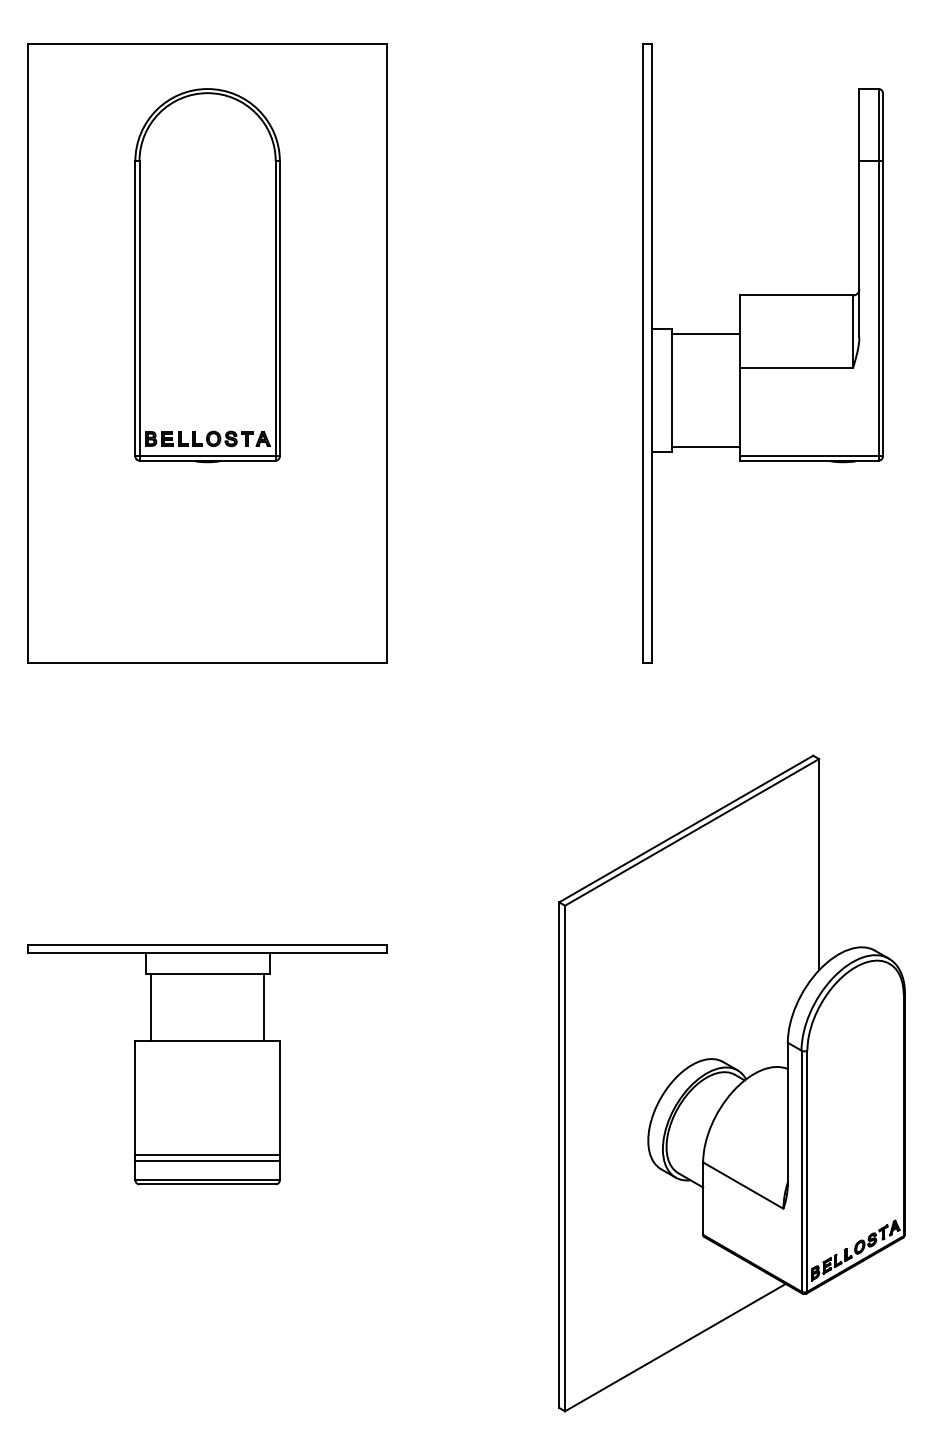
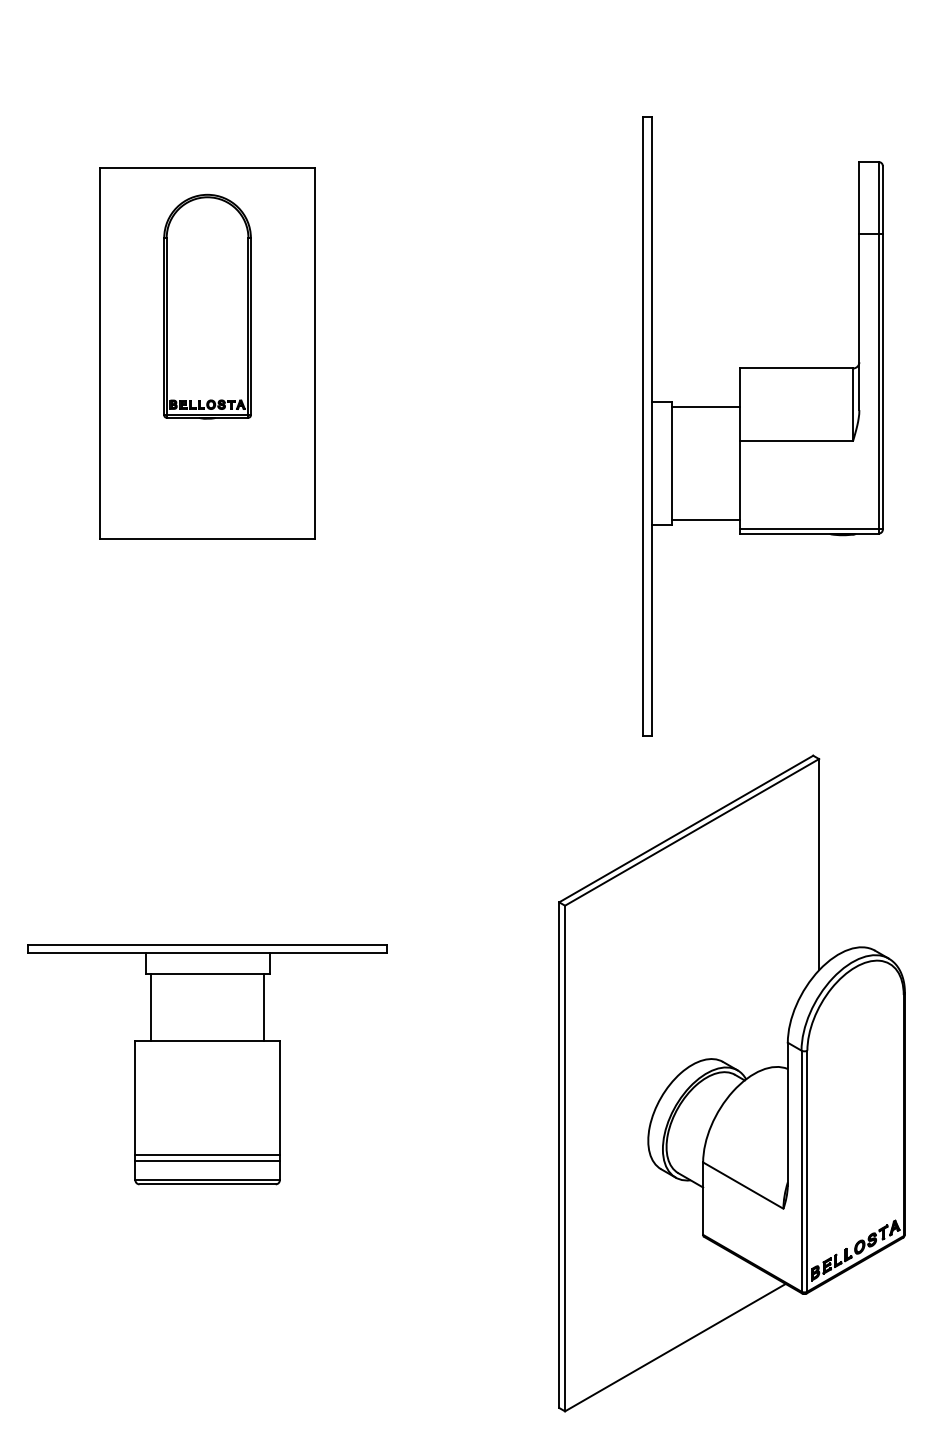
part size: 361x621 px -> 217x373 px (207, 353)
part position: (762, 353) -> (762, 426) (762, 426)
